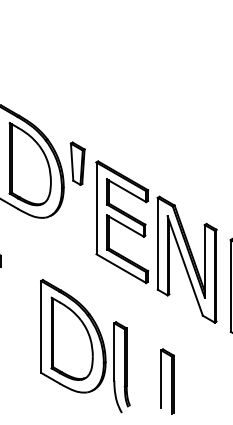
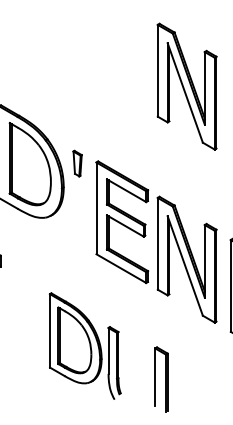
part: none -> present (186, 86)
part size: 17x45 px -> 11x29 px (77, 163)
part size: 91x135 px -> 74x108 px (84, 345)
part position: (167, 381) -> (161, 379) (161, 379)
